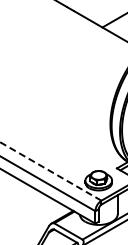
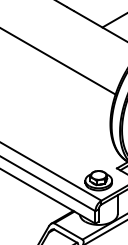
line: none -> present (58, 61)
line: dashed -> solid (50, 171)
